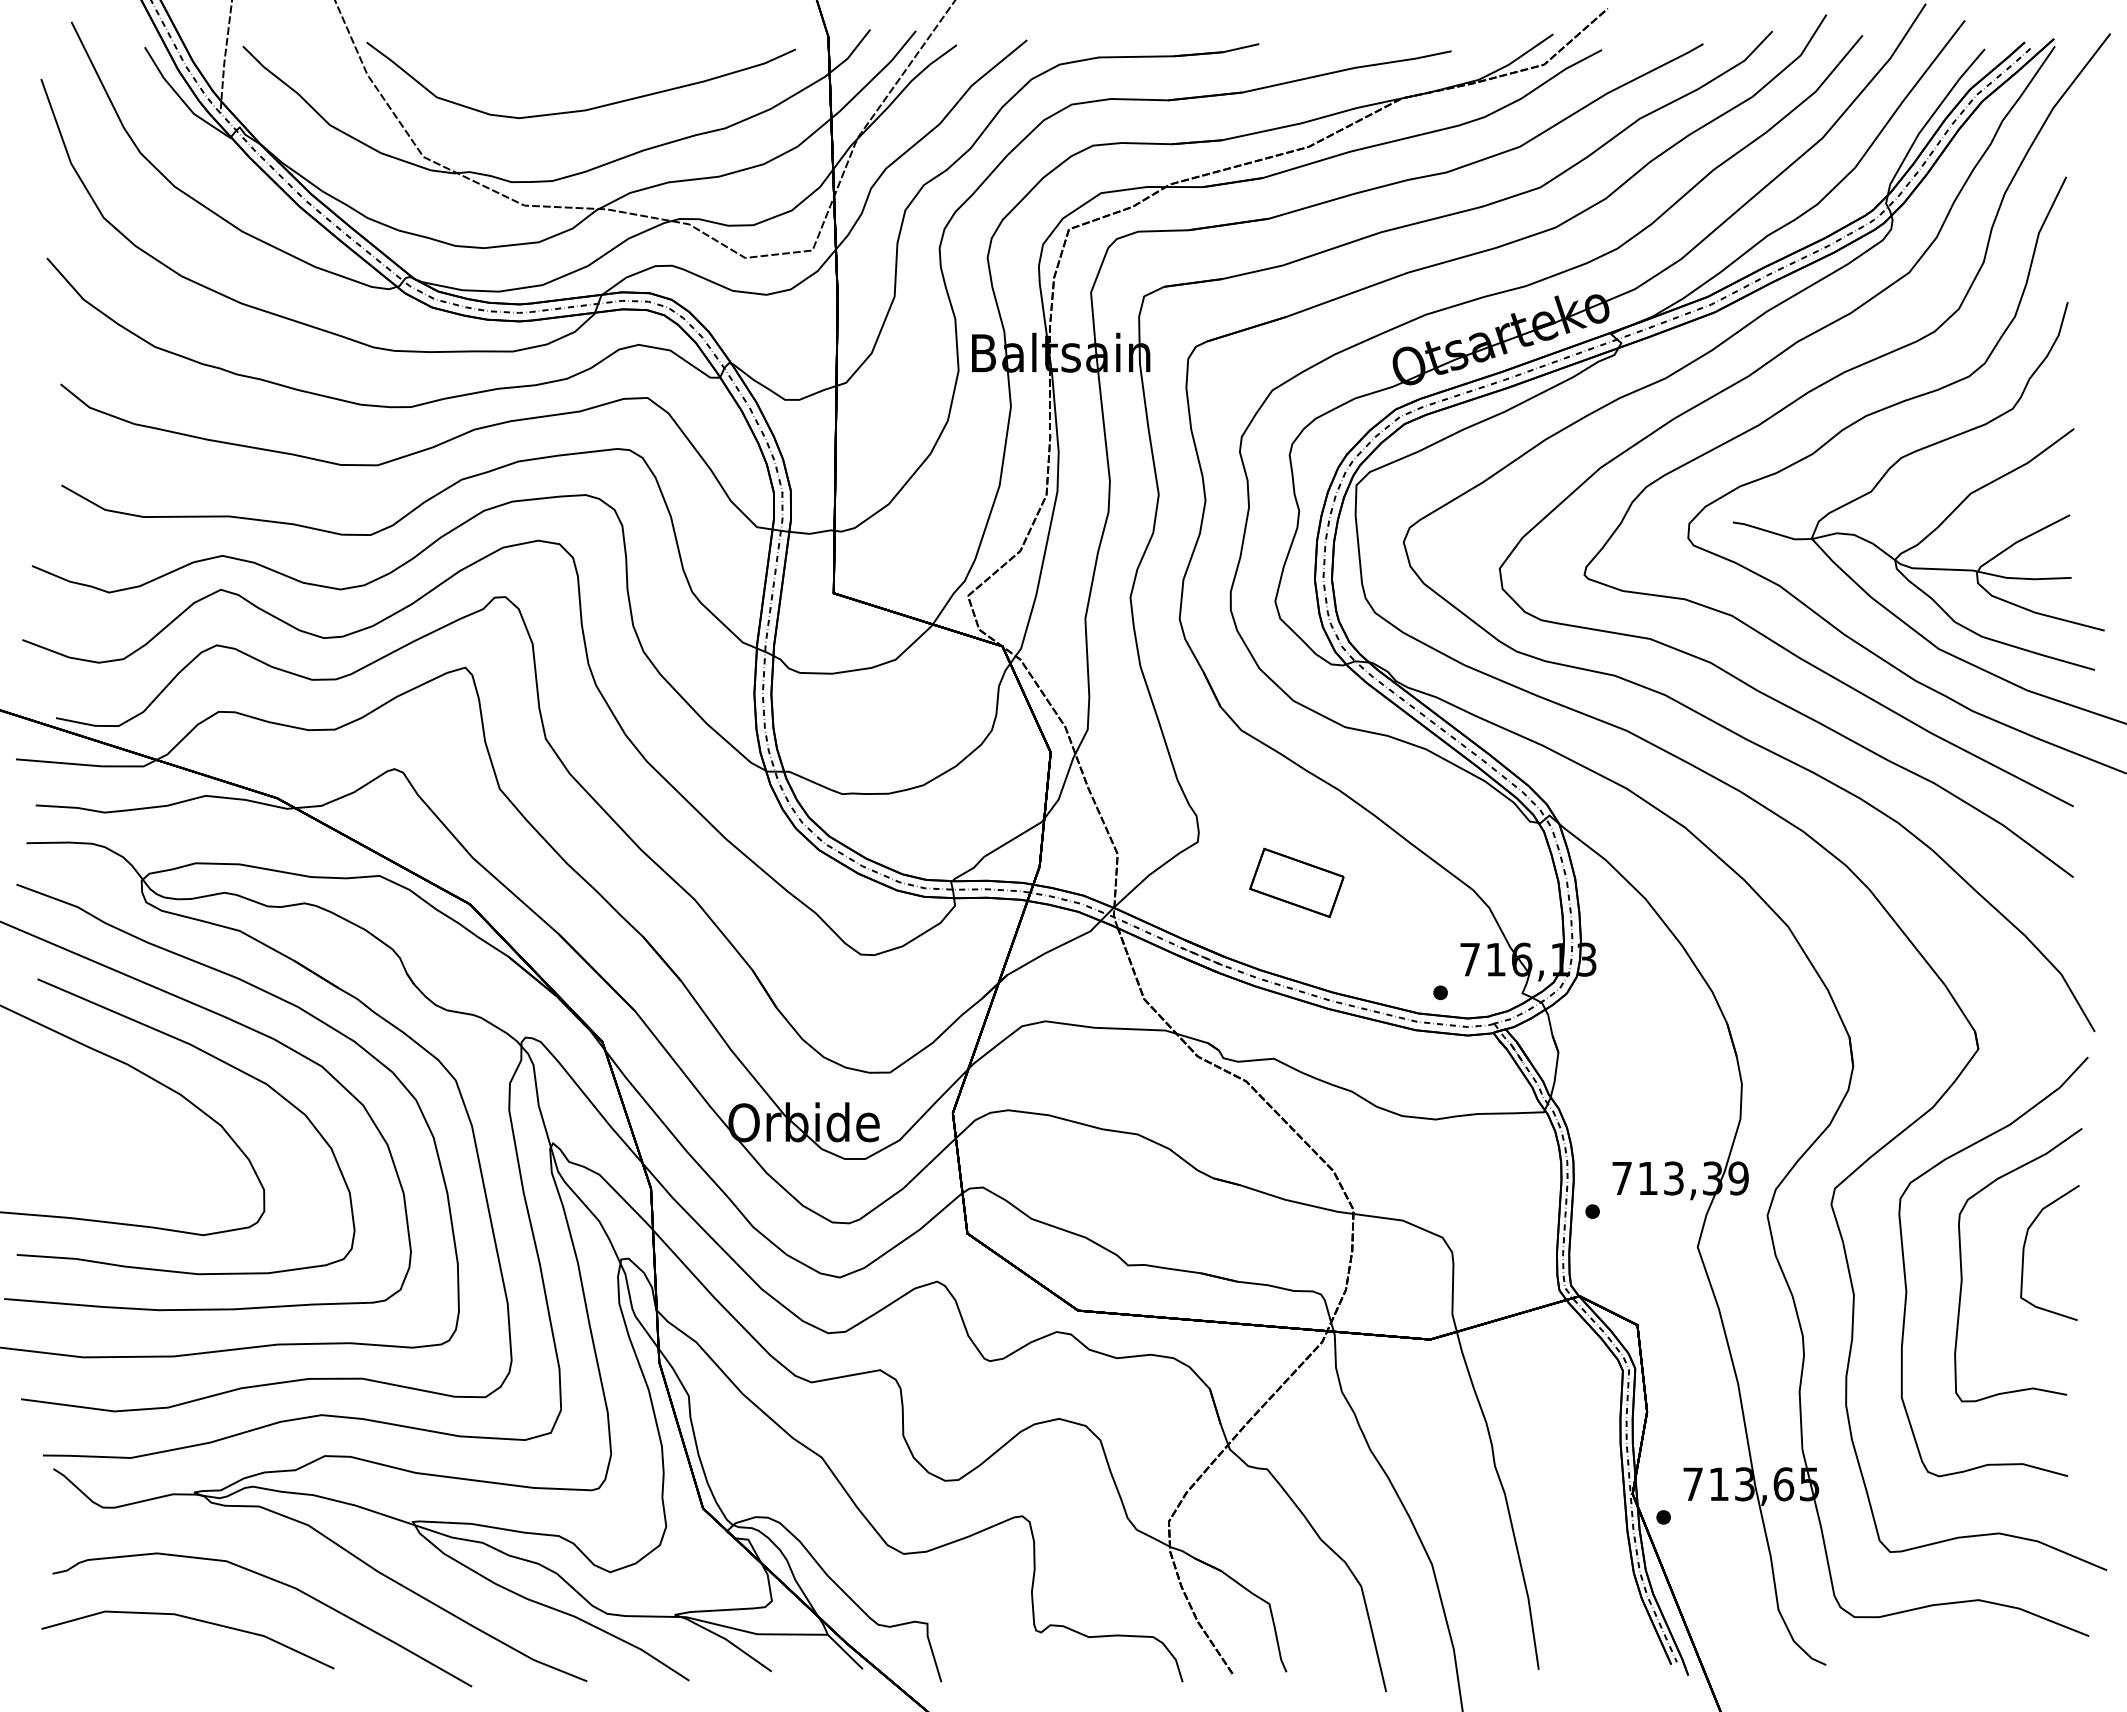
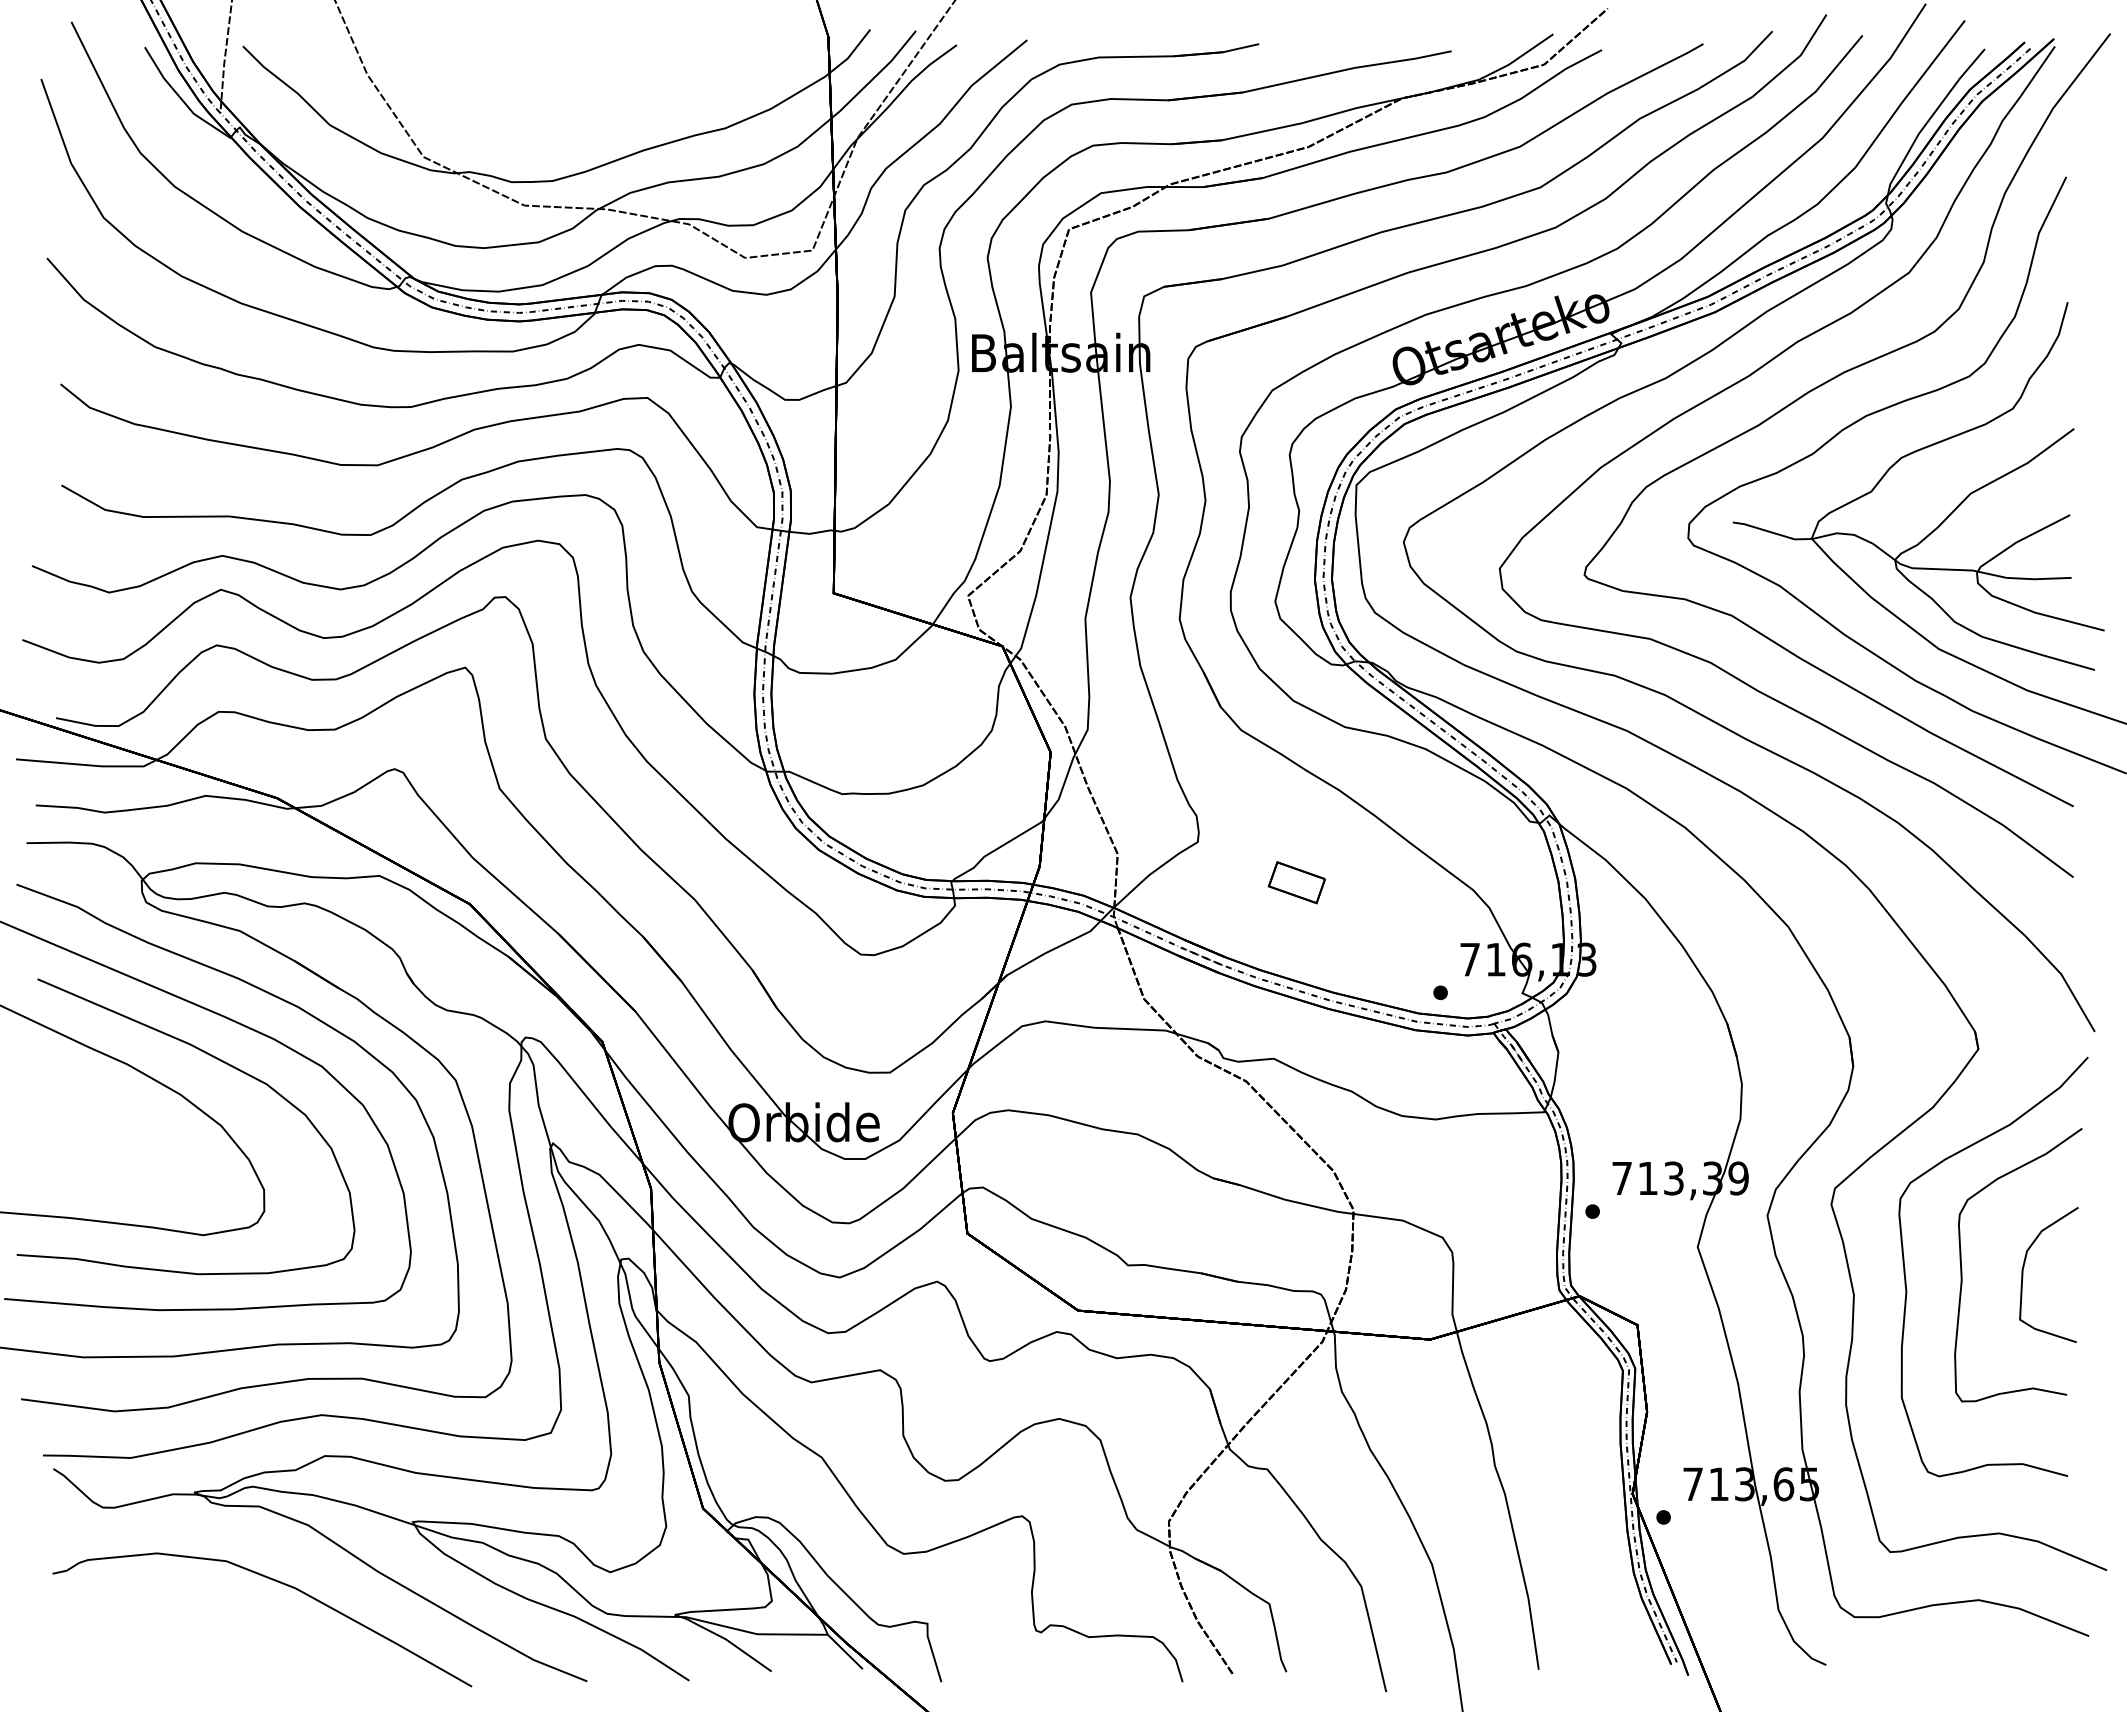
curve: present -> none (582, 109)
part size: 96x71 px -> 59x44 px (1296, 882)
curve position: (2025, 1245) -> (2024, 1267) (2024, 1267)
line: present -> none (190, 1619)
